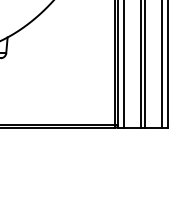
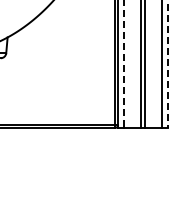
line: solid -> dashed (123, 64)
line: solid -> dashed (167, 64)
